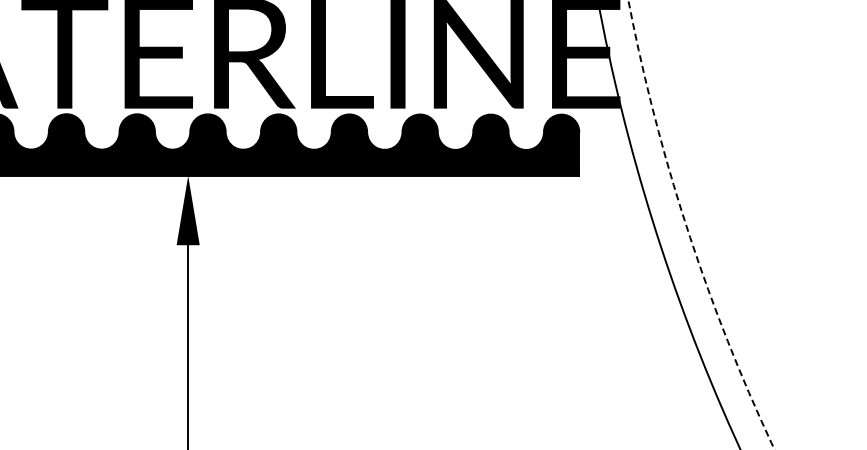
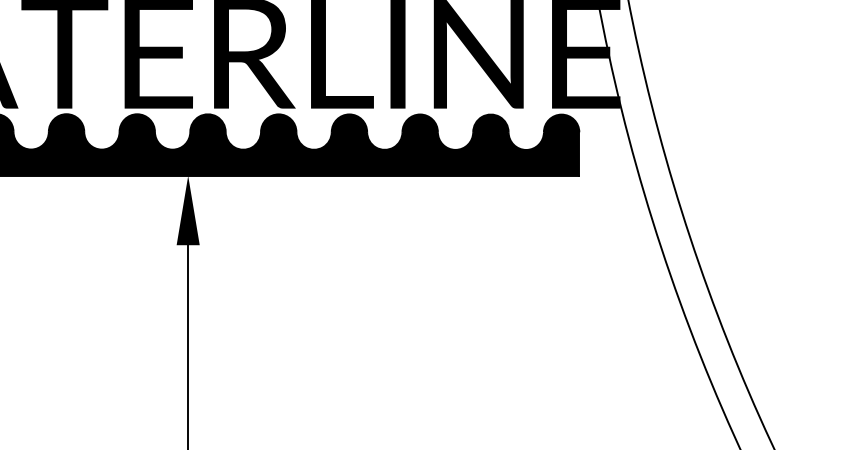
arc: dashed -> solid (688, 230)
